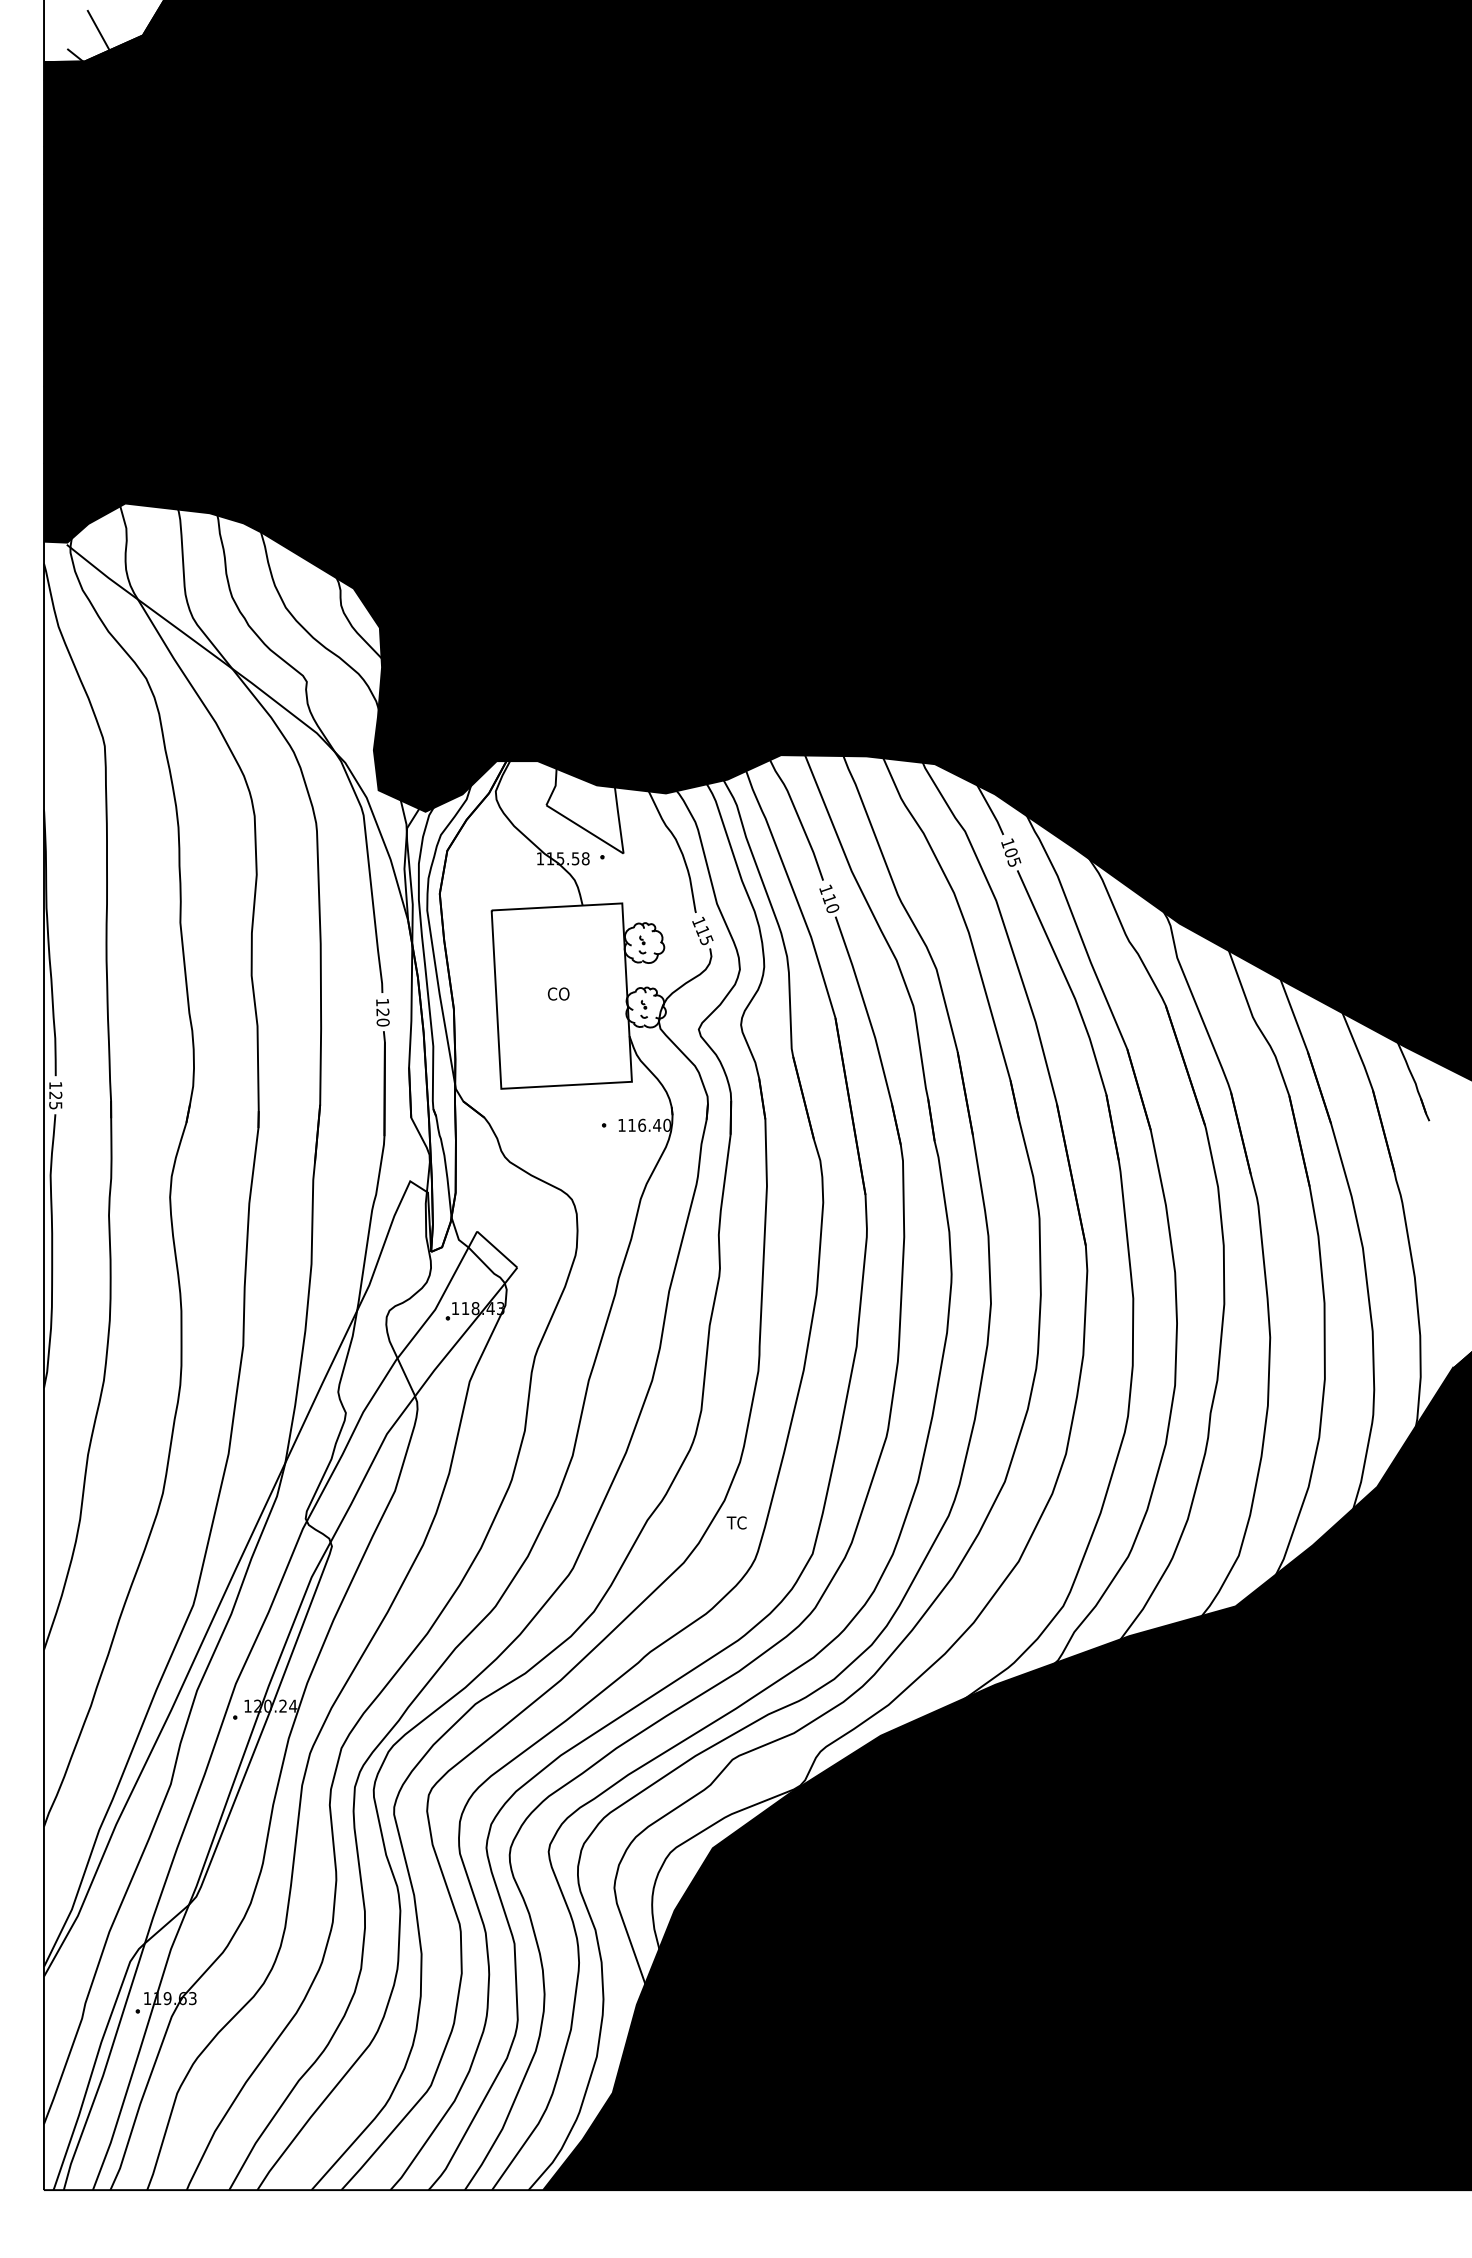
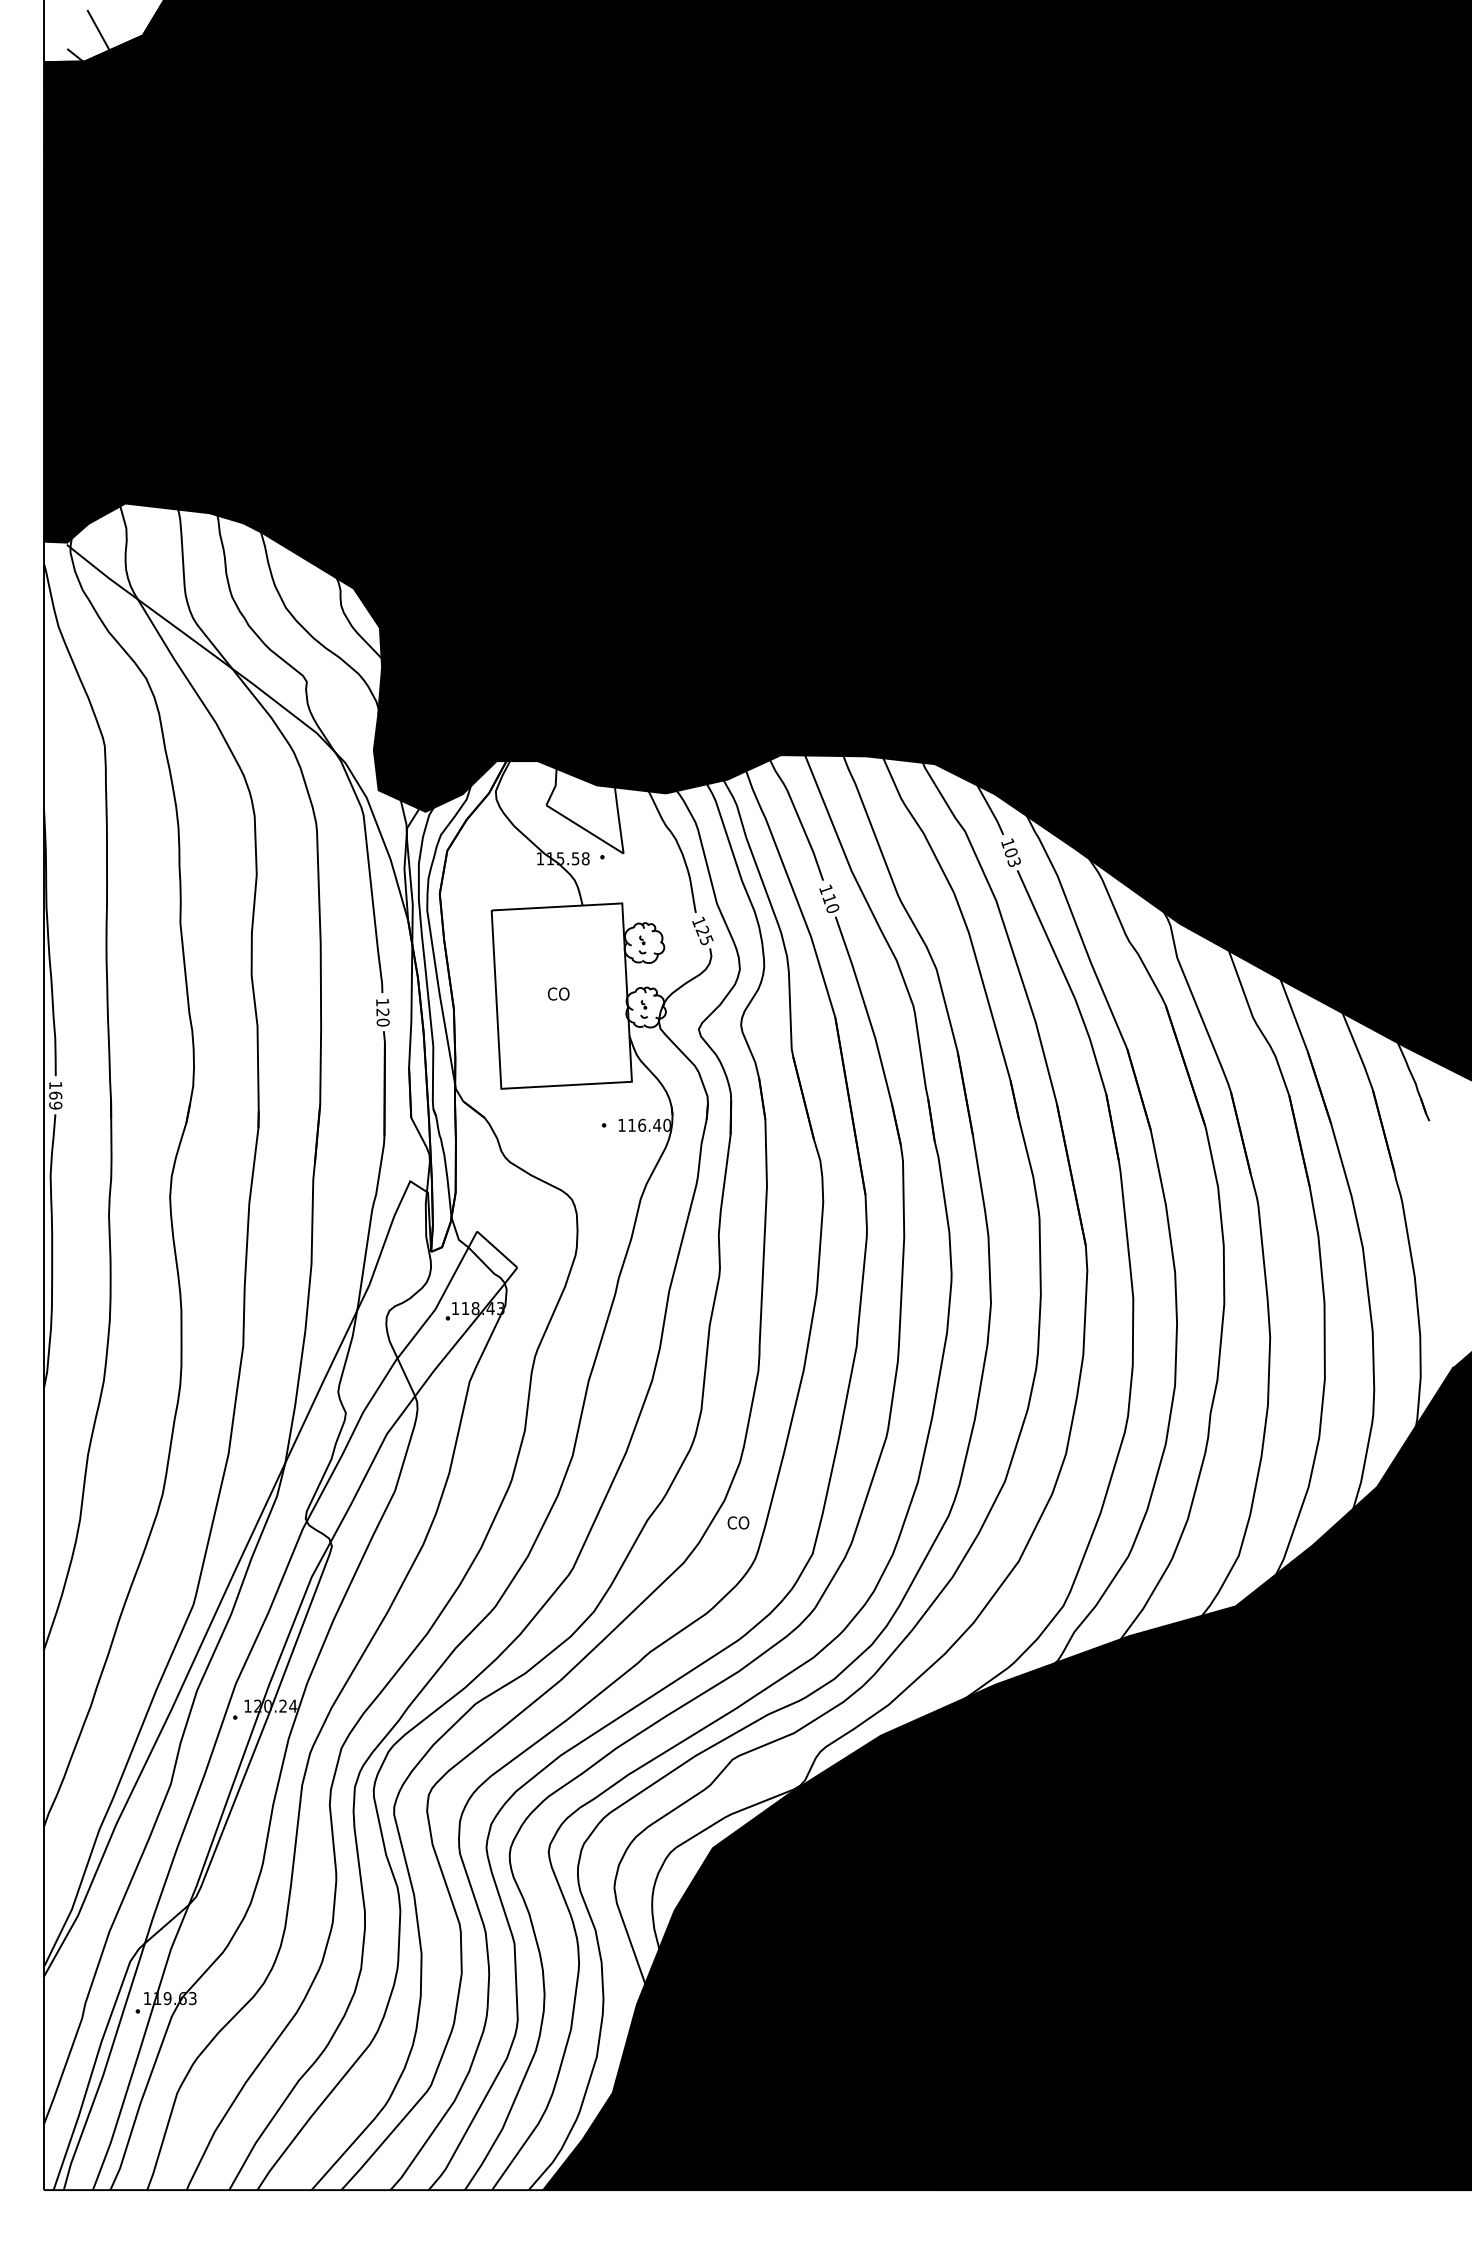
text: 105 -> 103 (1015, 861)
text: 115 -> 125 (702, 930)
text: 125 -> 169 (55, 1100)
text: TC -> CO (737, 1522)
